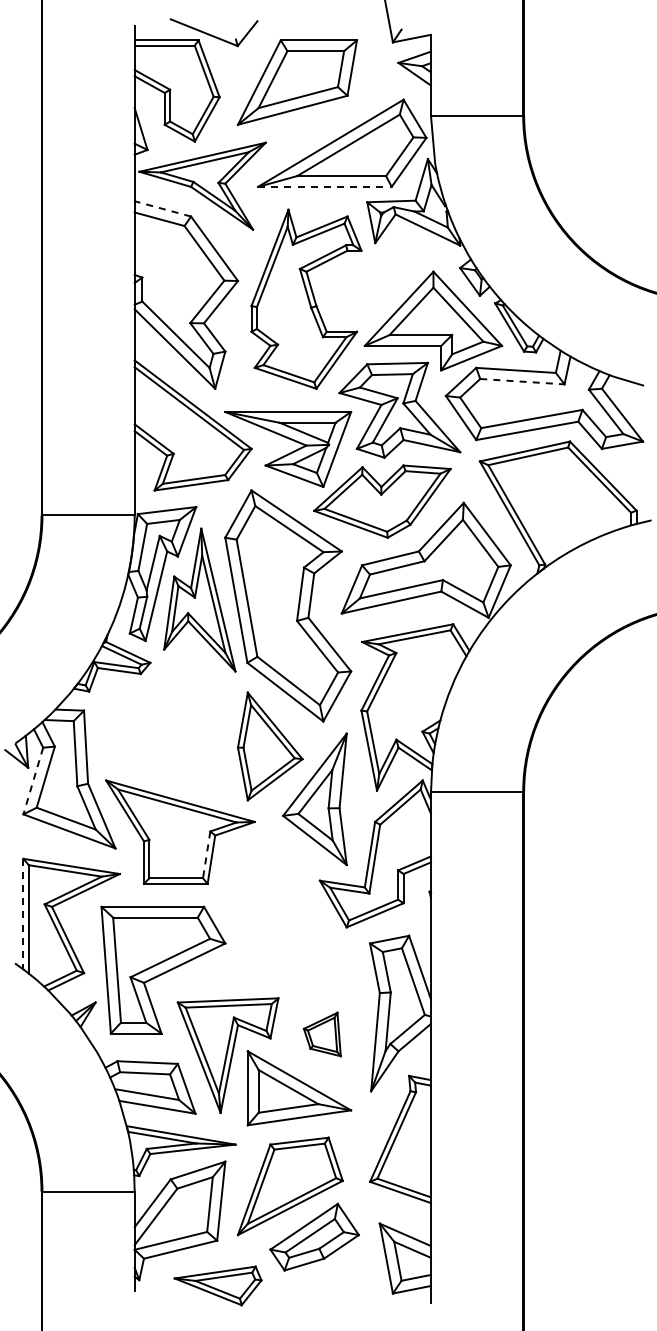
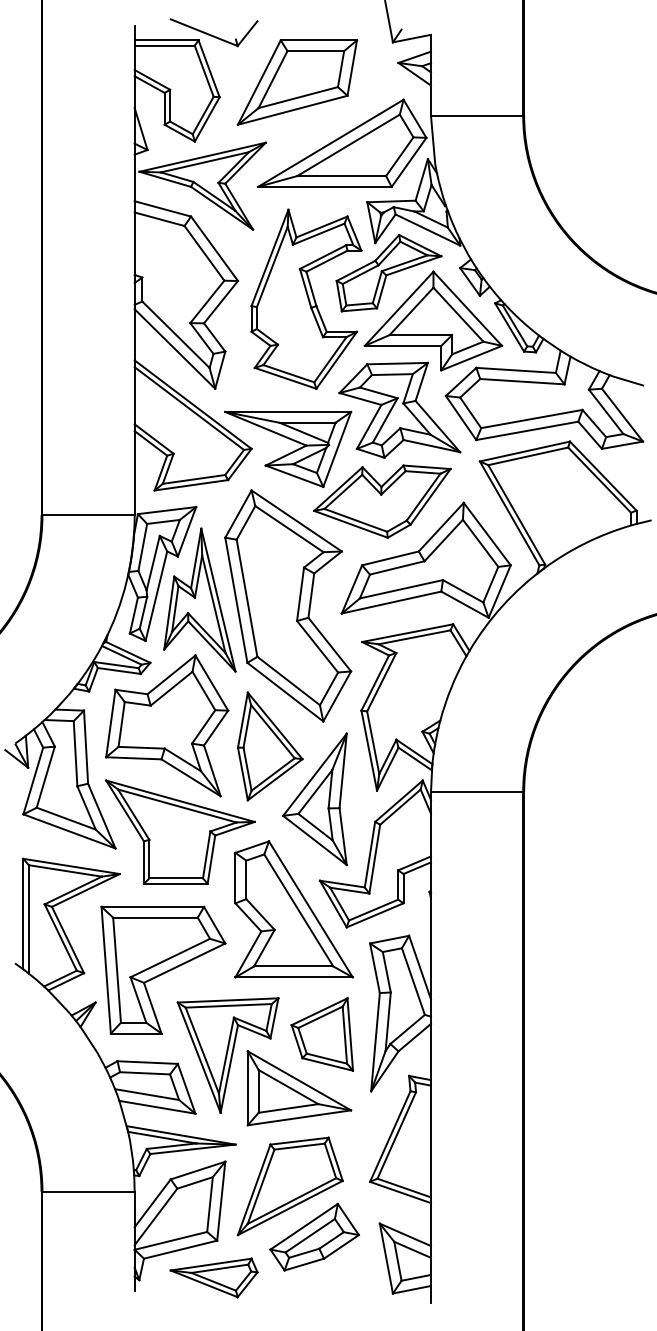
line: dashed -> solid (324, 186)
line: dashed -> solid (162, 208)
part: none -> present (388, 273)
line: dashed -> solid (522, 381)
part: none -> present (167, 725)
line: dashed -> solid (33, 781)
line: dashed -> solid (206, 854)
part: none -> present (293, 909)
line: dashed -> solid (23, 914)
part size: 40x47 px -> 65x75 px (322, 1034)
part position: (217, 1285) -> (213, 1277) (213, 1277)
